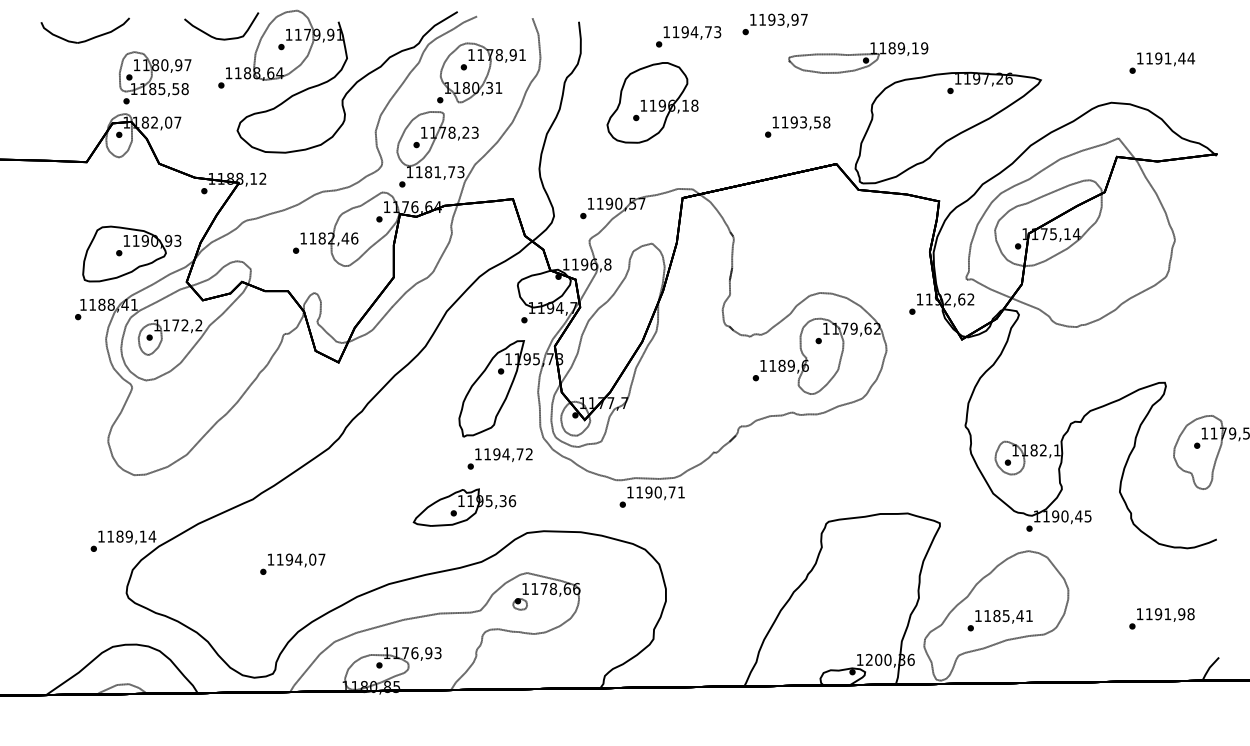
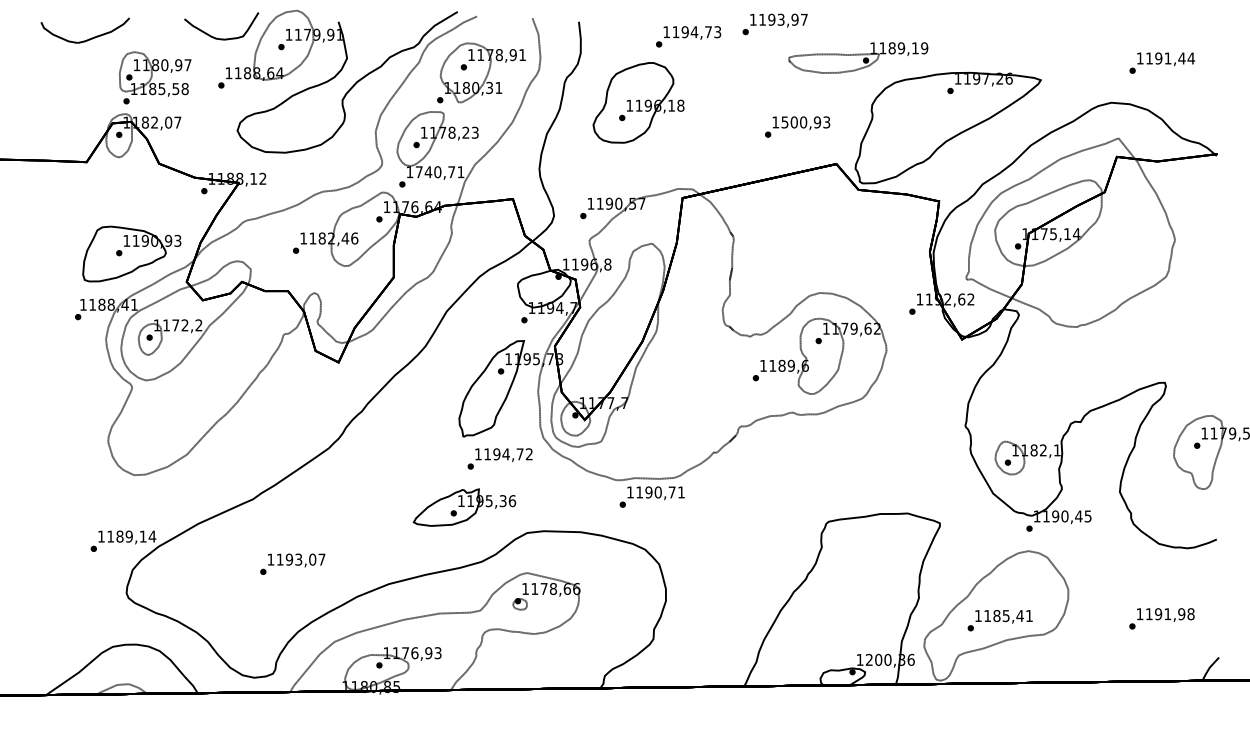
part position: (652, 102) -> (638, 102) (638, 102)
text: 1193,58 -> 1500,93 (805, 122)
text: 1181,73 -> 1740,71 (439, 172)
text: 1194,07 -> 1193,07 (298, 559)
